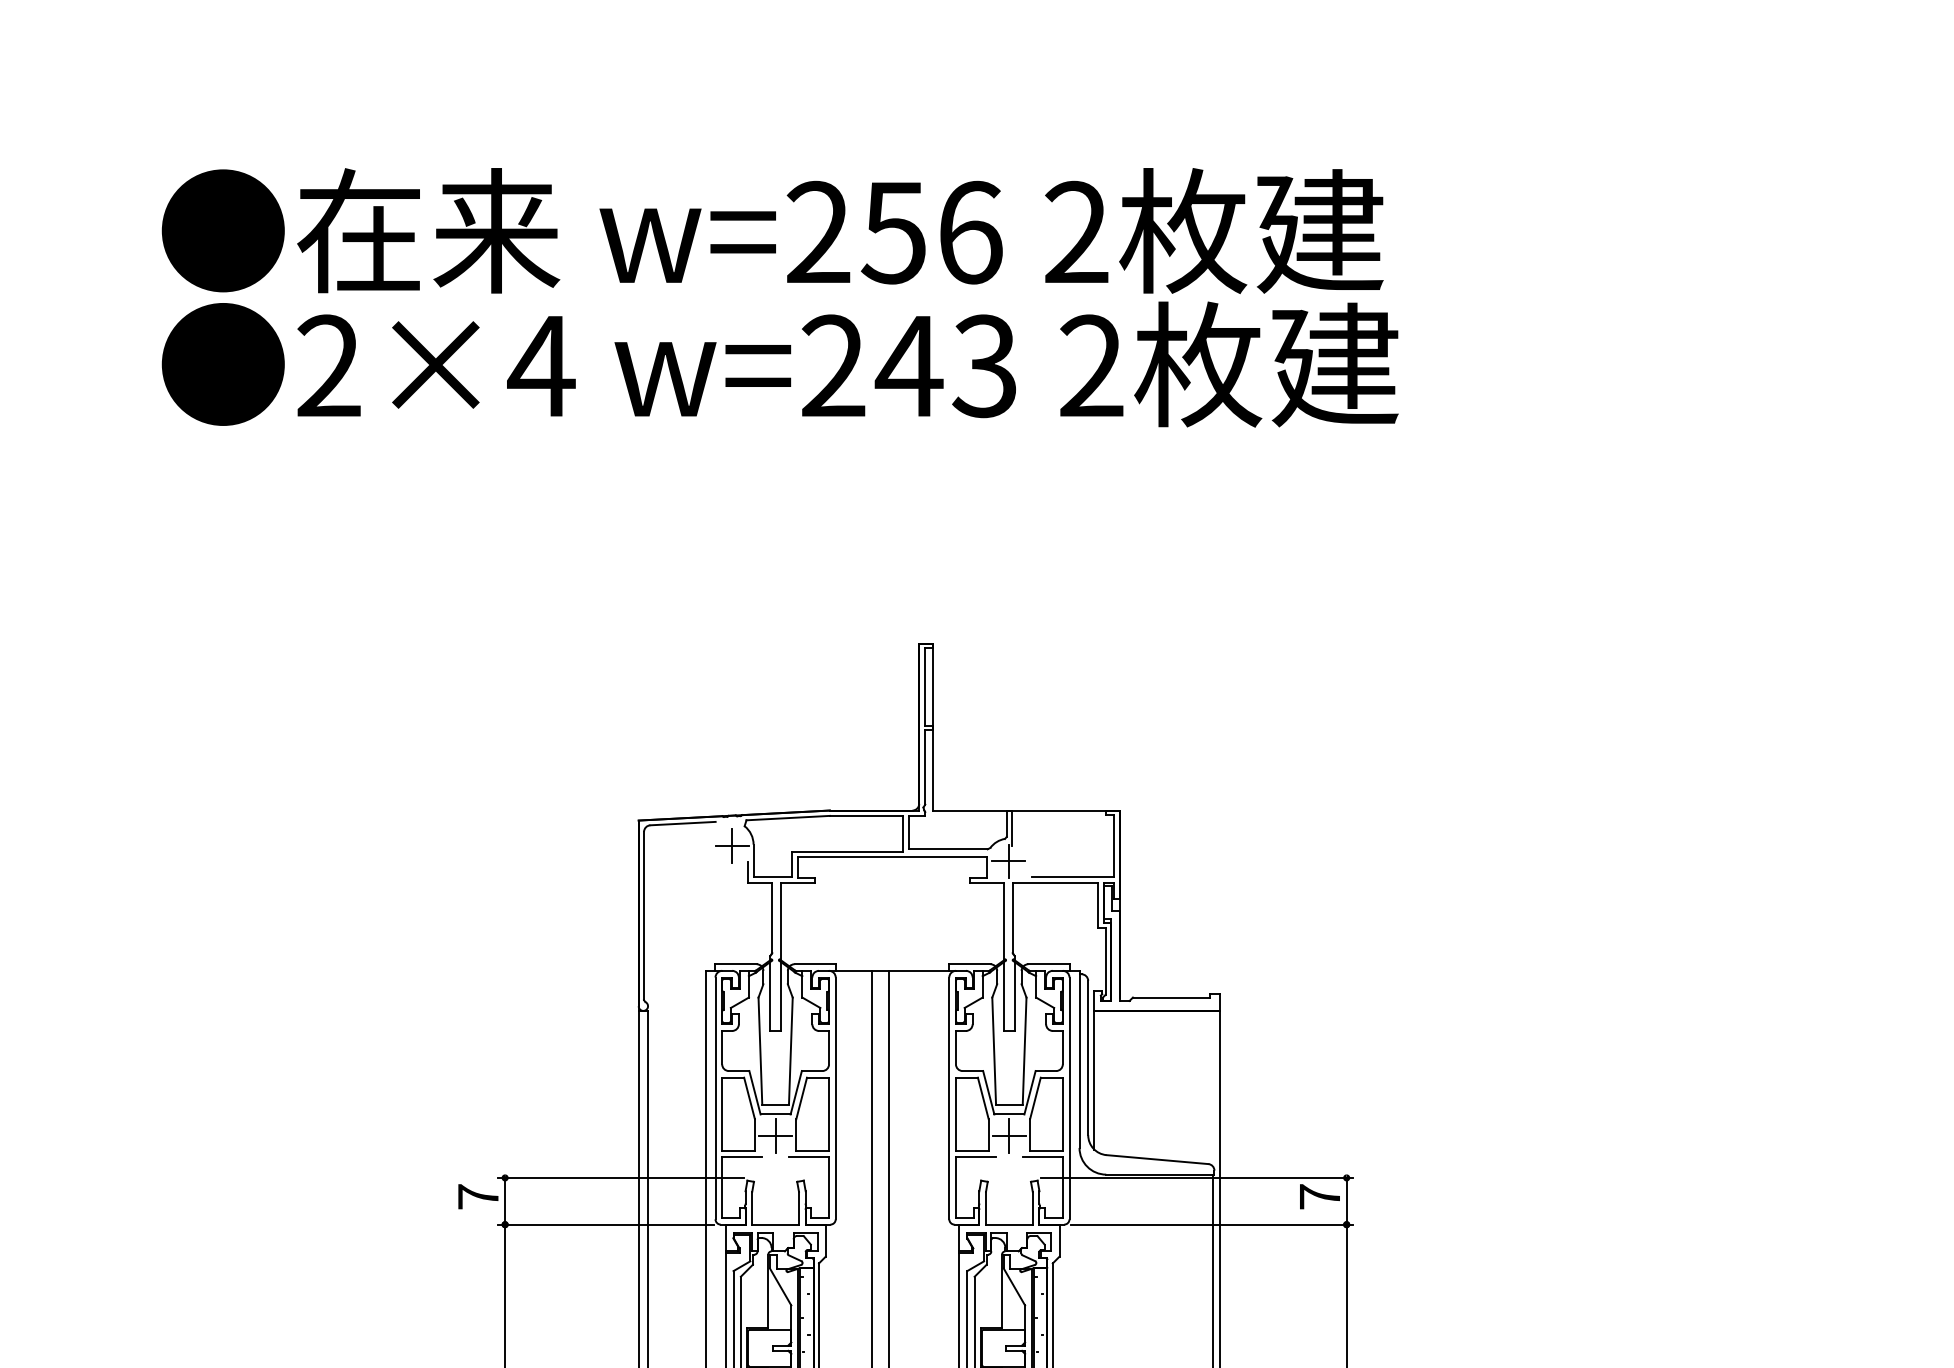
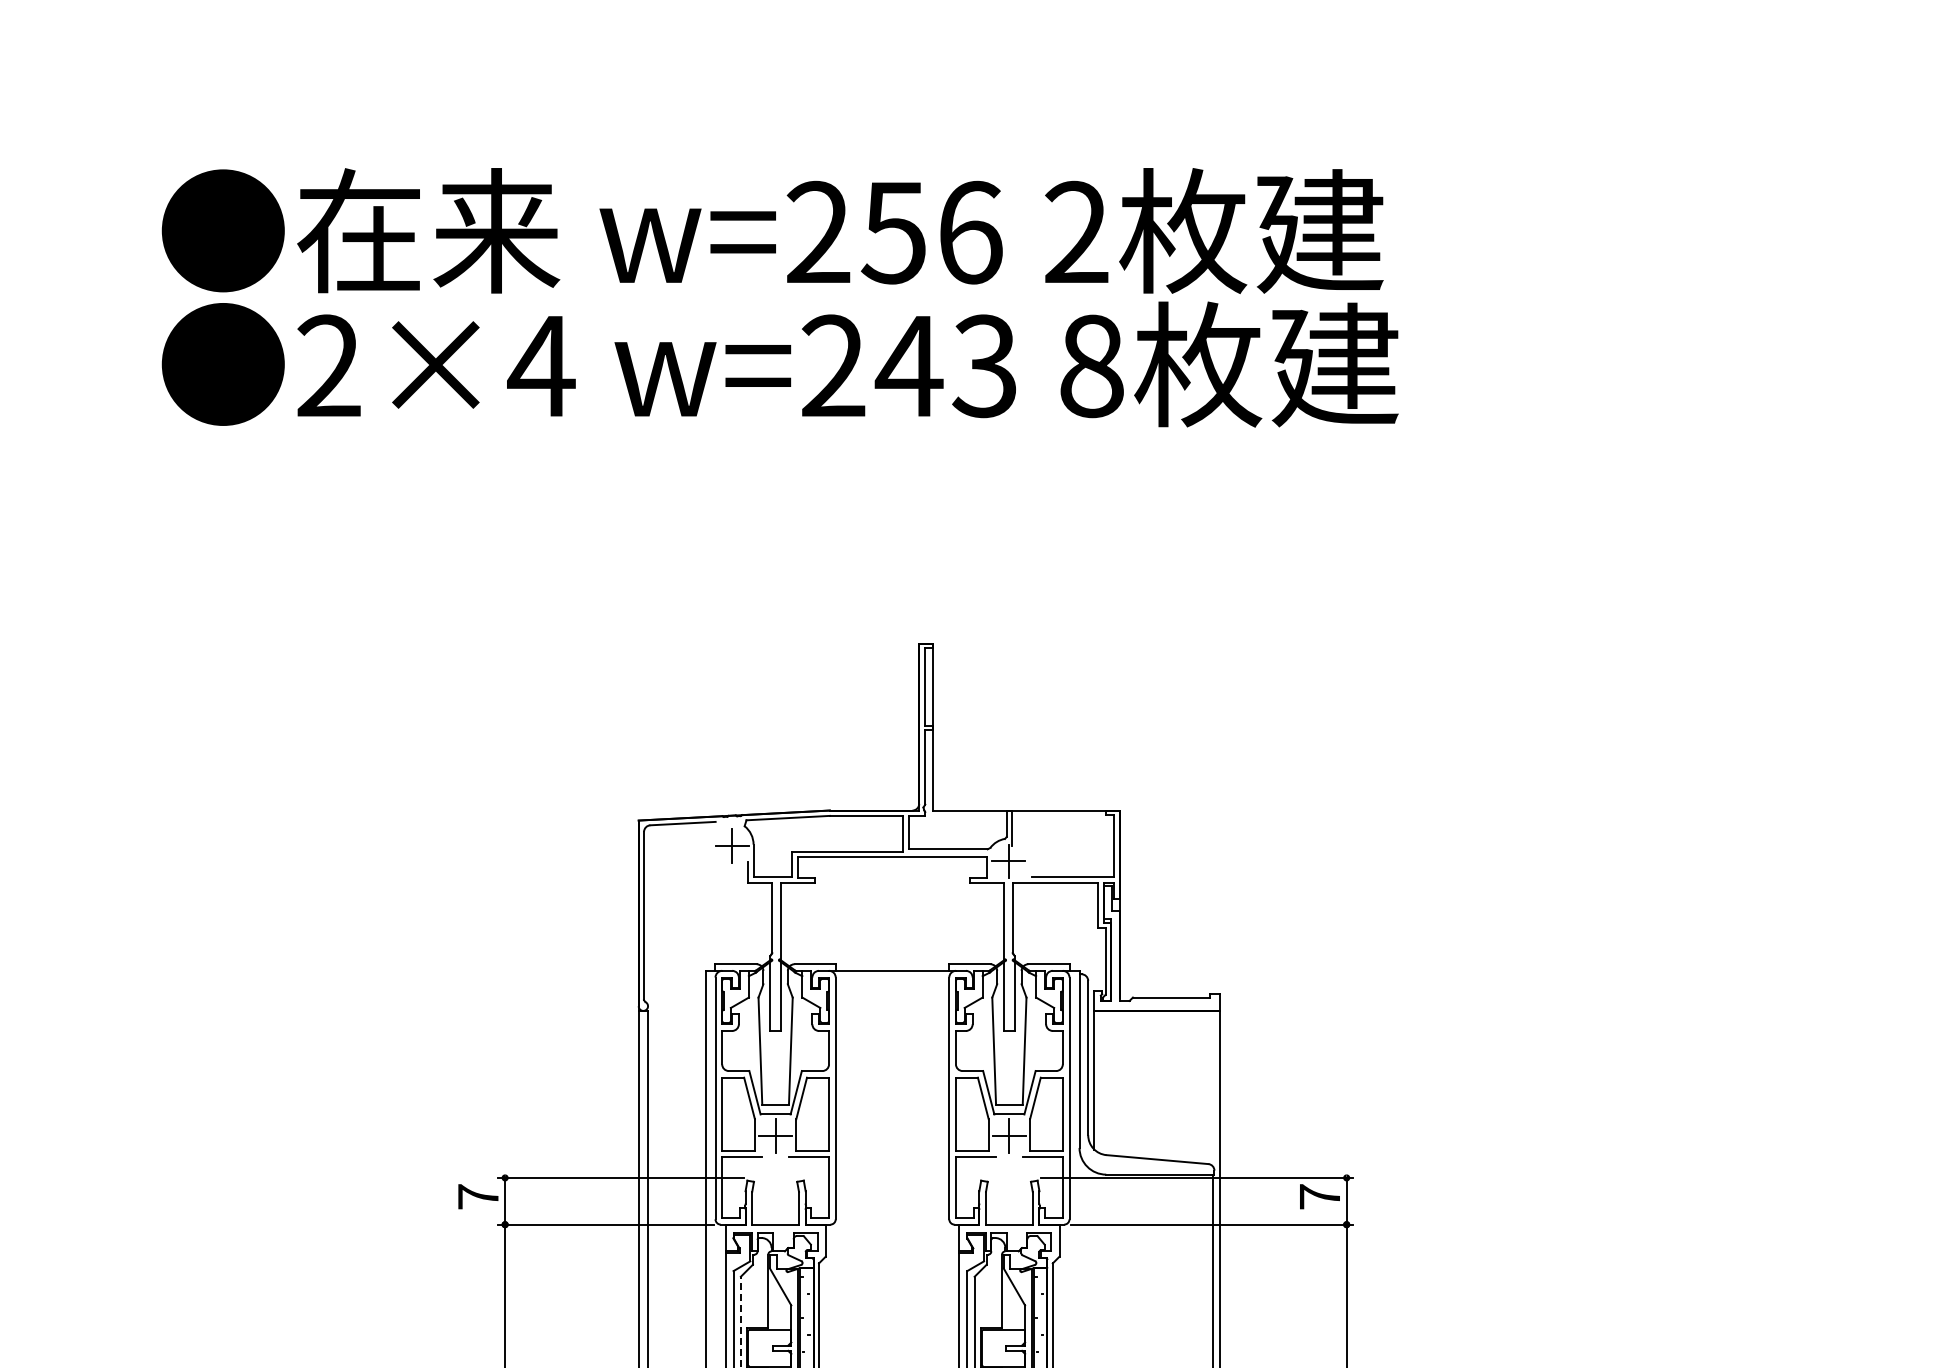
text: 2 -> 8 (1091, 366)
line: present -> none (872, 1167)
line: present -> none (889, 1167)
line: solid -> dashed (740, 1321)
